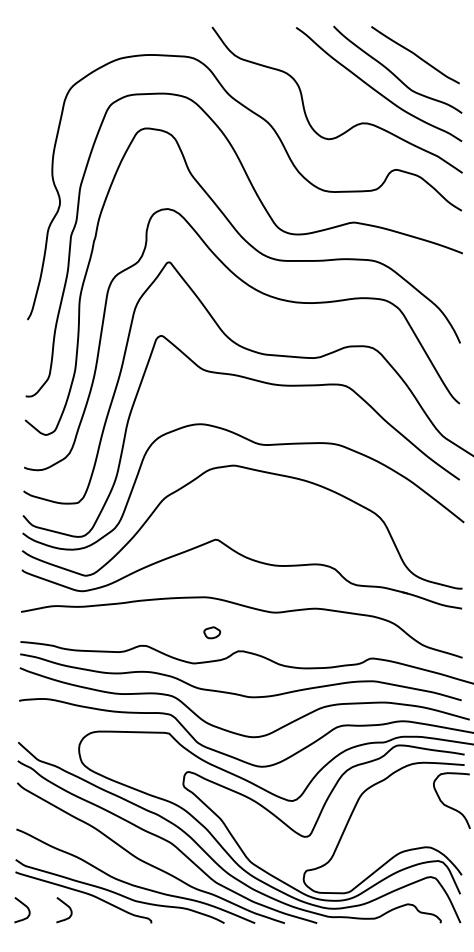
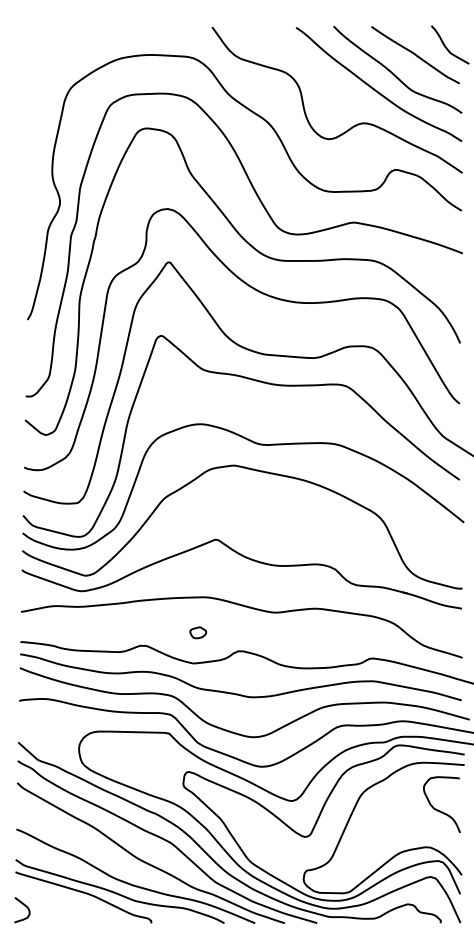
curve: none -> present (447, 47)
part position: (212, 632) -> (198, 632) (198, 632)
curve position: (448, 805) -> (438, 809) (438, 809)
curve: present -> none (66, 906)
